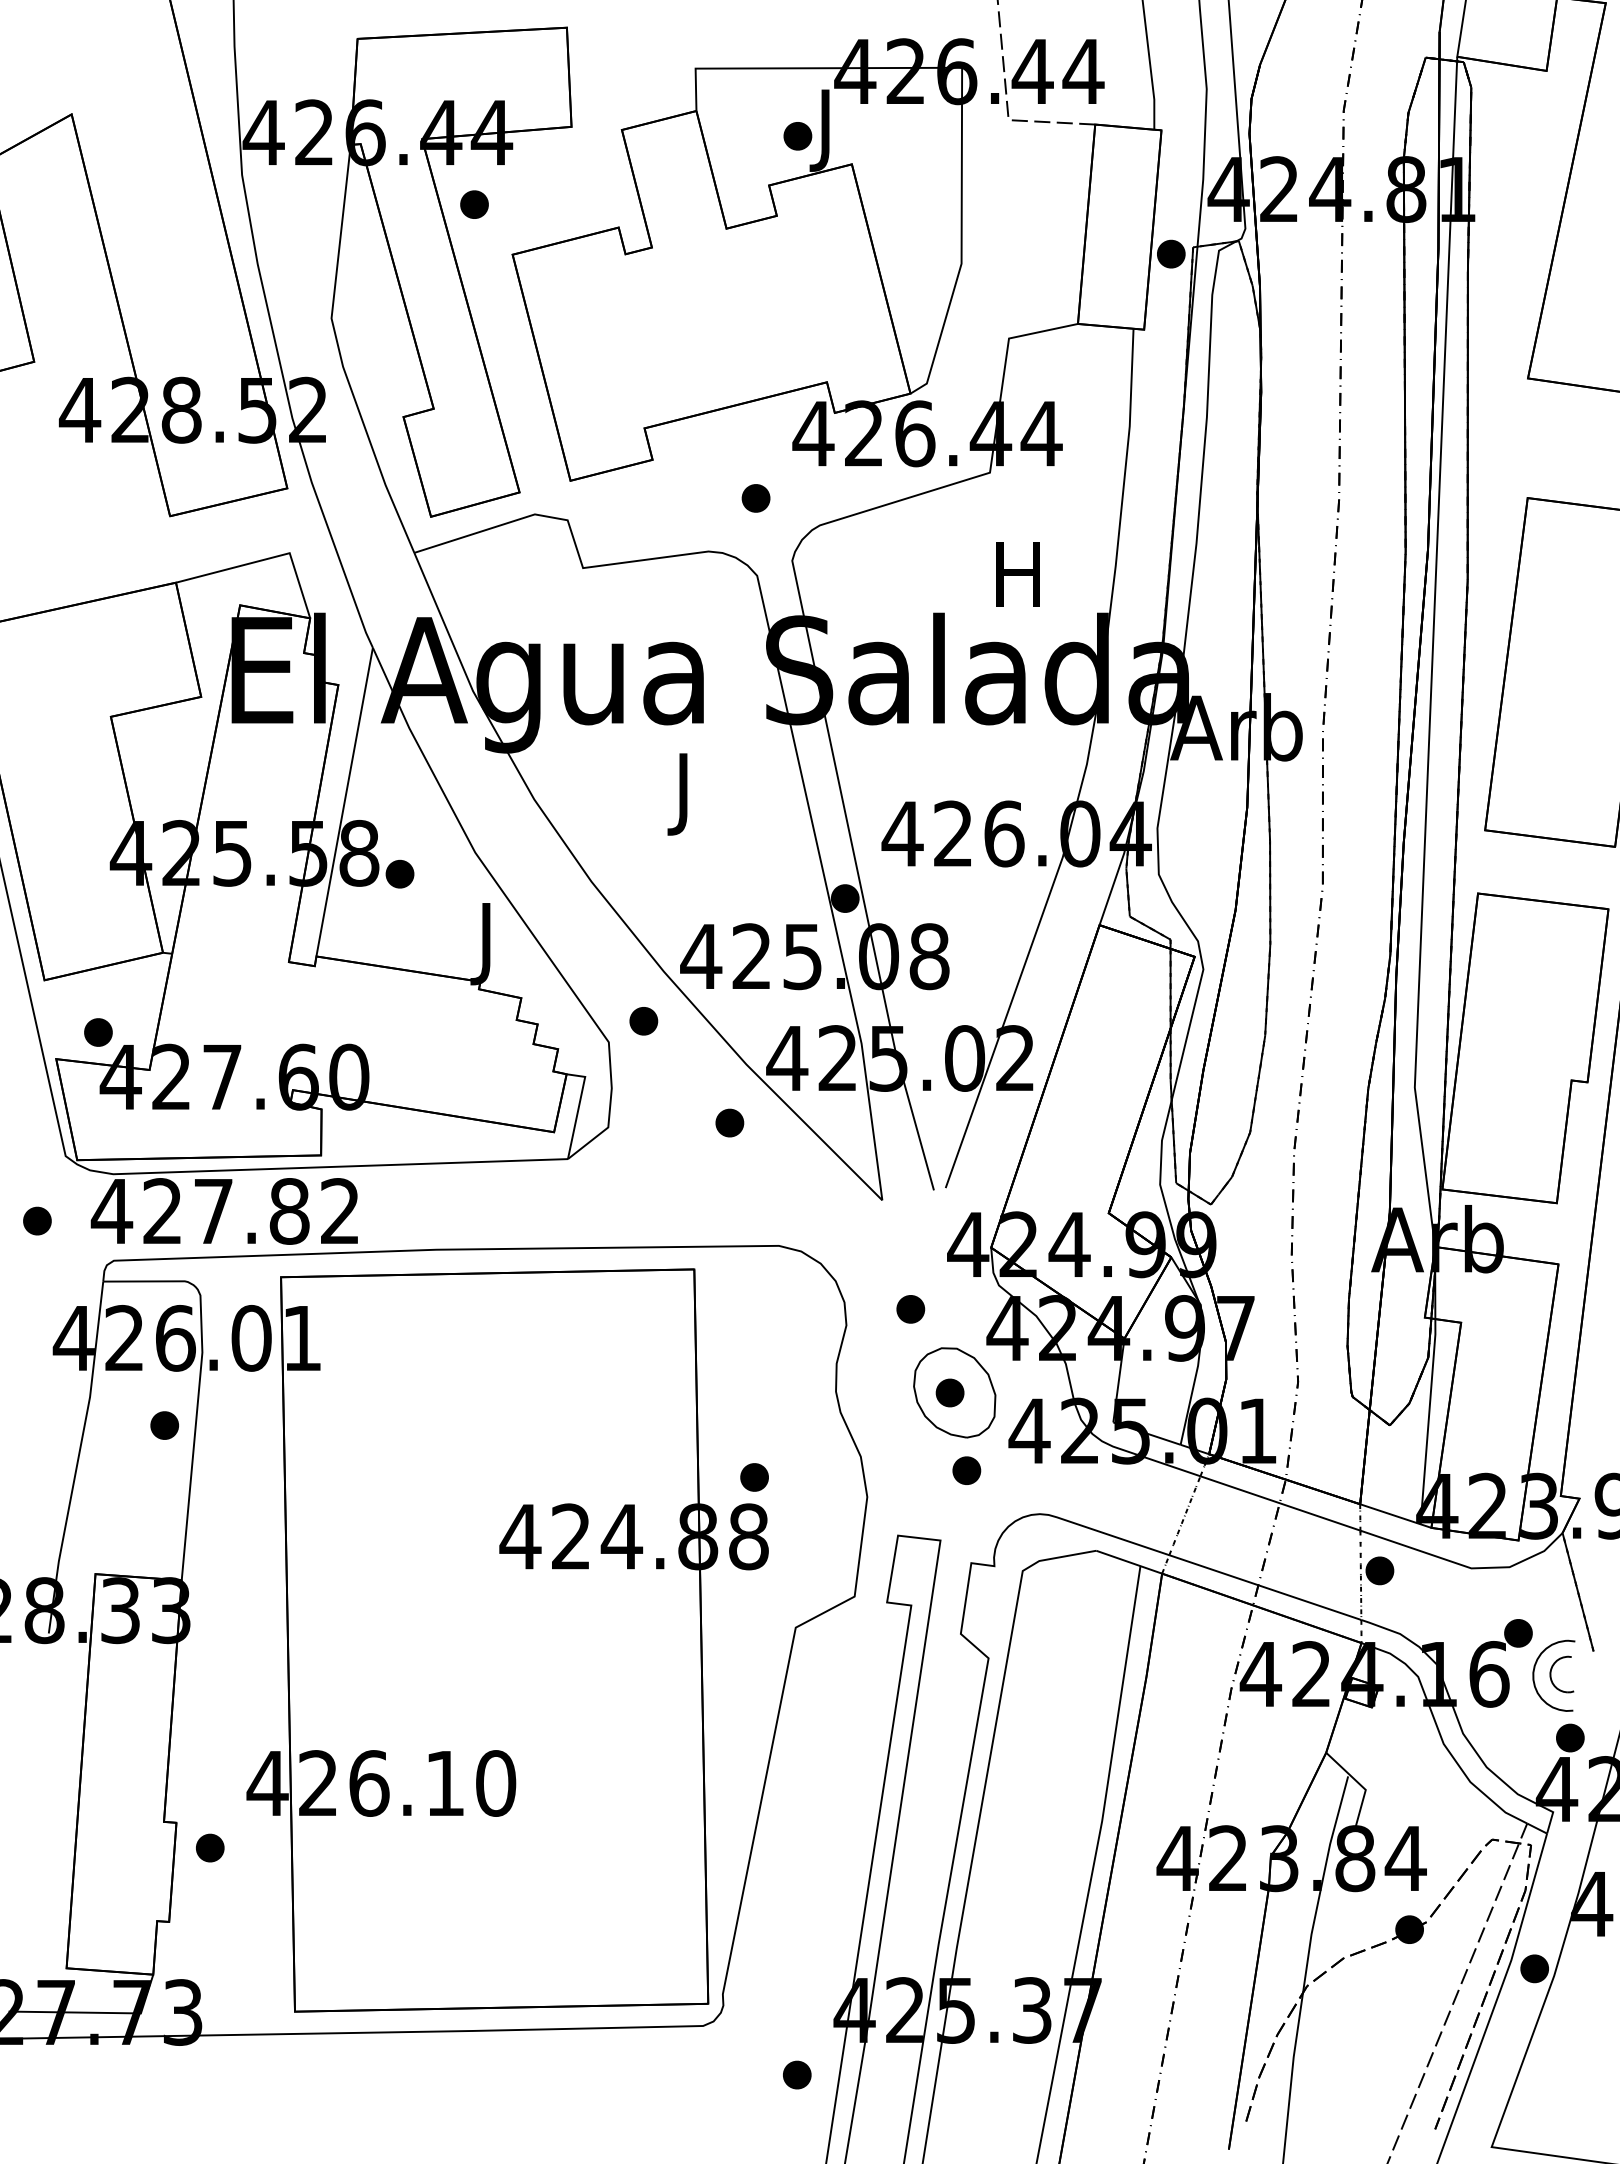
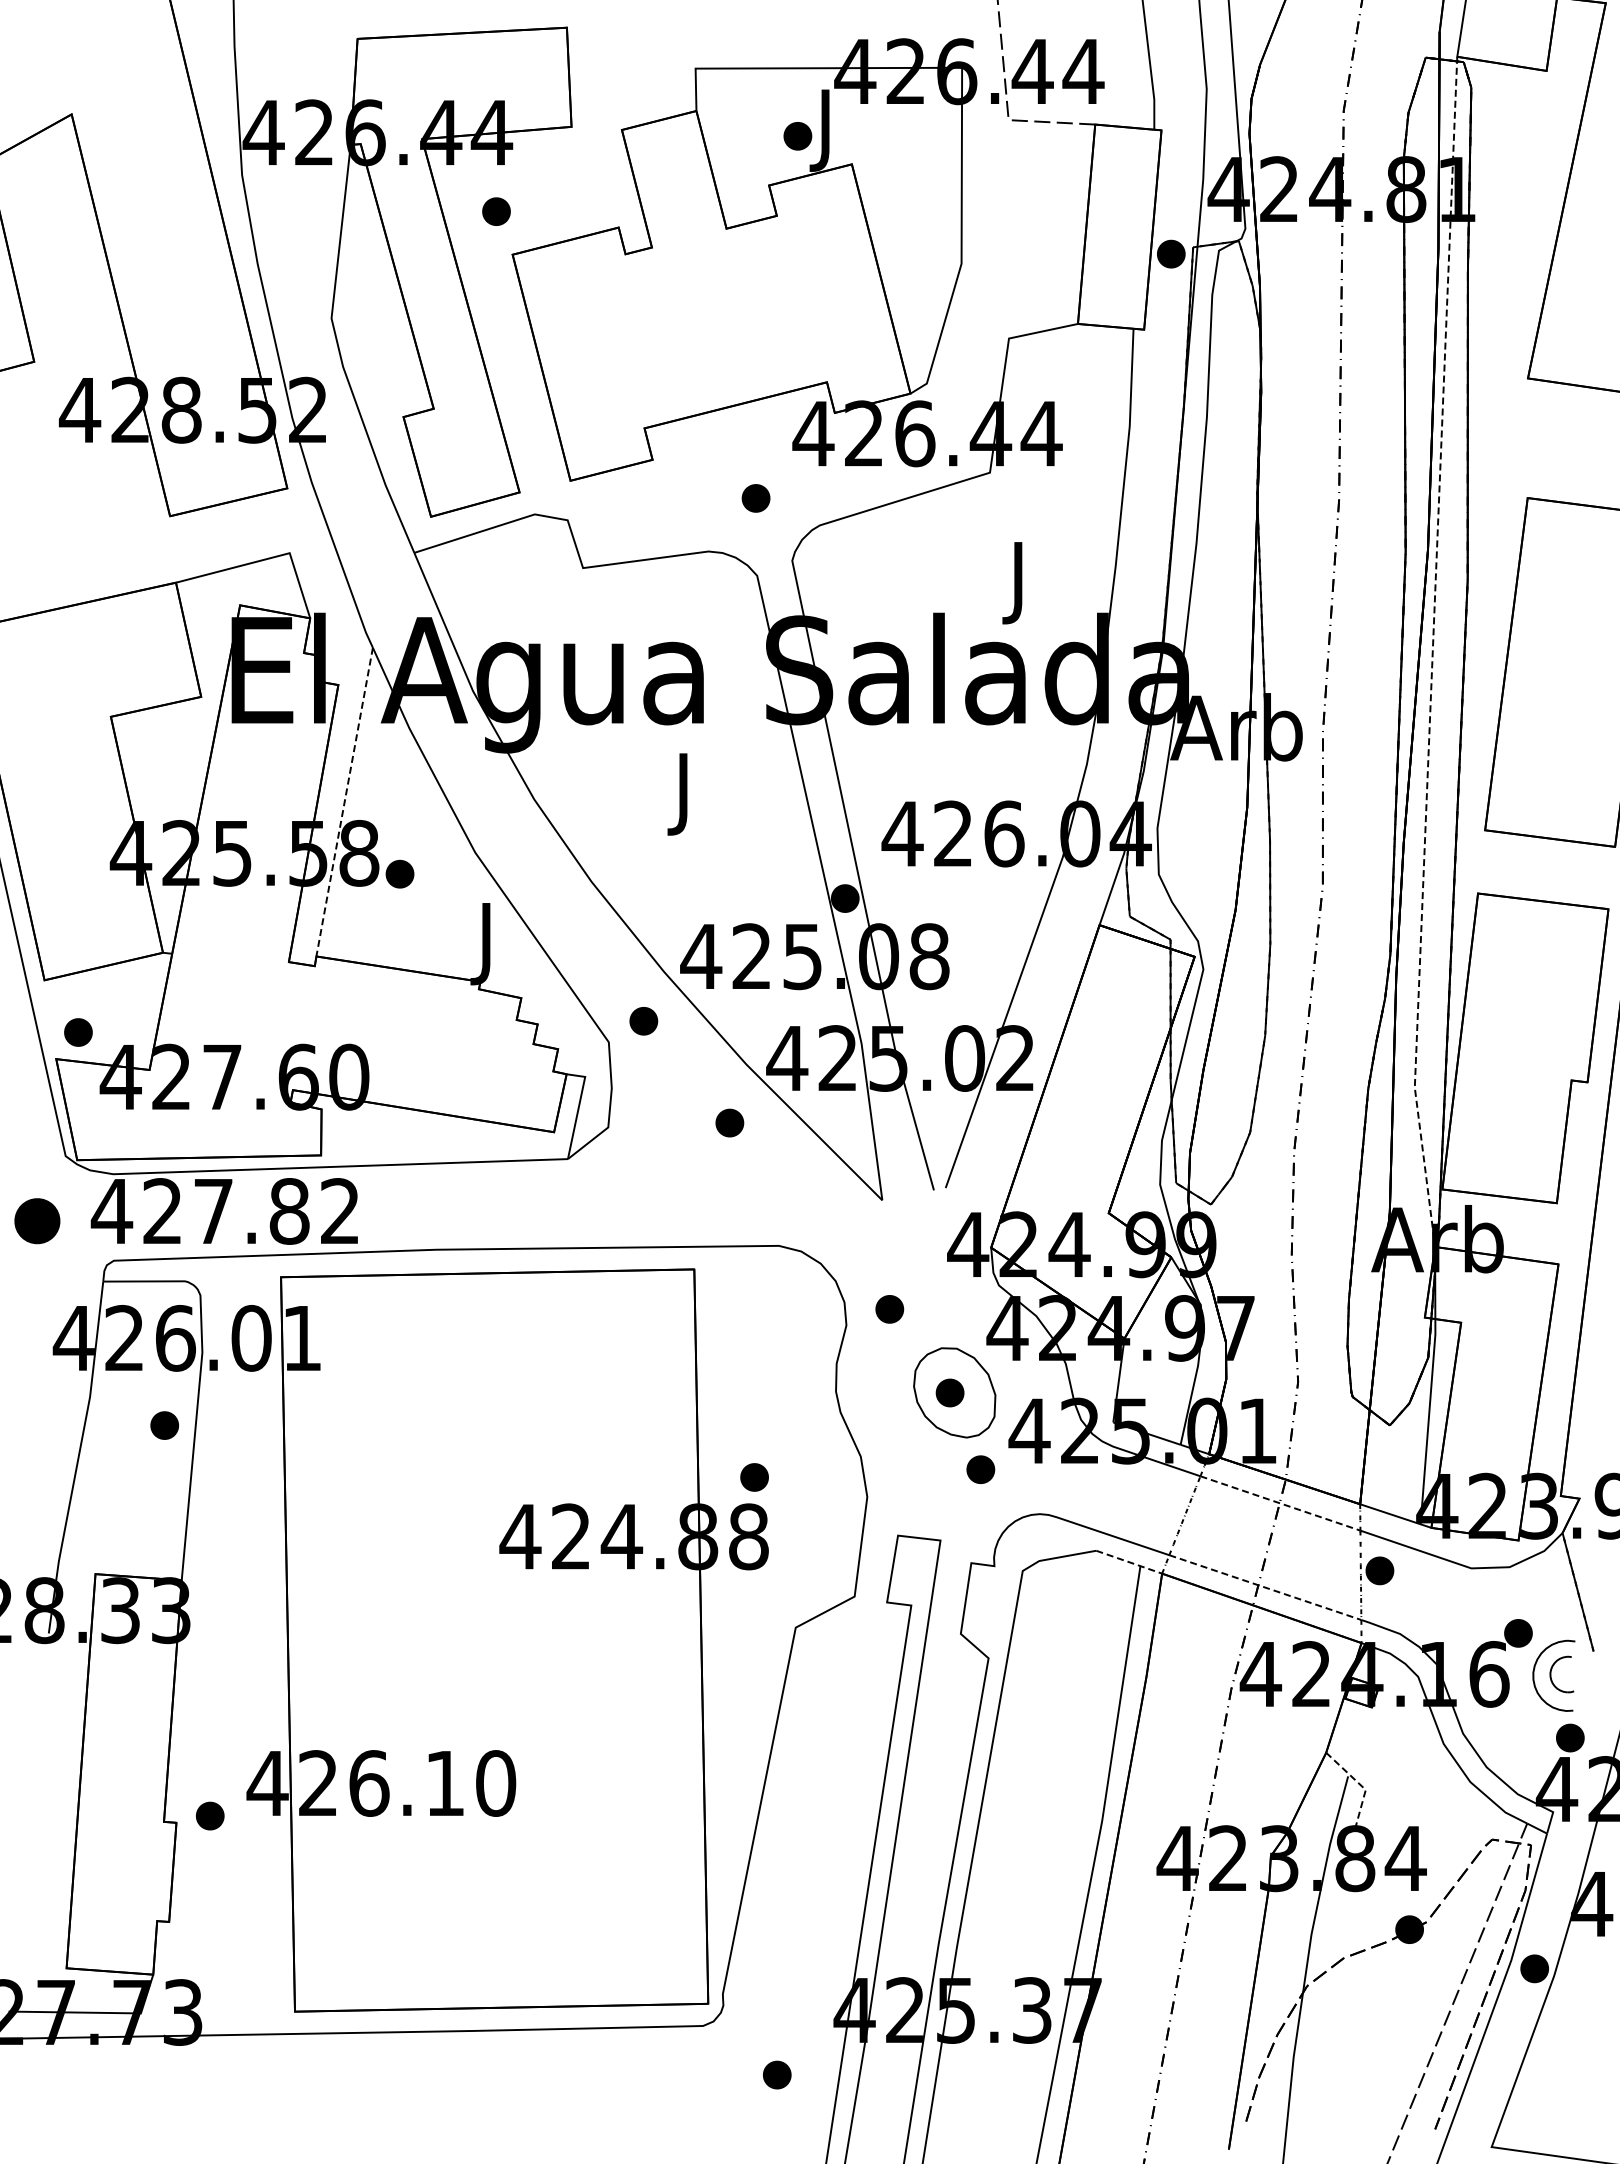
part position: (474, 204) -> (496, 211) (496, 211)
text: H -> J (1017, 583)
line: solid -> dashed (1432, 653)
line: solid -> dashed (344, 802)
part position: (98, 1032) -> (78, 1032) (78, 1032)
part size: 29x30 px -> 47x47 px (37, 1221)
part position: (910, 1309) -> (889, 1309) (889, 1309)
part position: (966, 1470) -> (980, 1469) (980, 1469)
line: solid -> dashed (1280, 1503)
line: solid -> dashed (1129, 1562)
line: solid -> dashed (1265, 1587)
line: solid -> dashed (1360, 1785)
part position: (210, 1847) -> (210, 1815) (210, 1815)
part position: (797, 2074) -> (777, 2074) (777, 2074)
